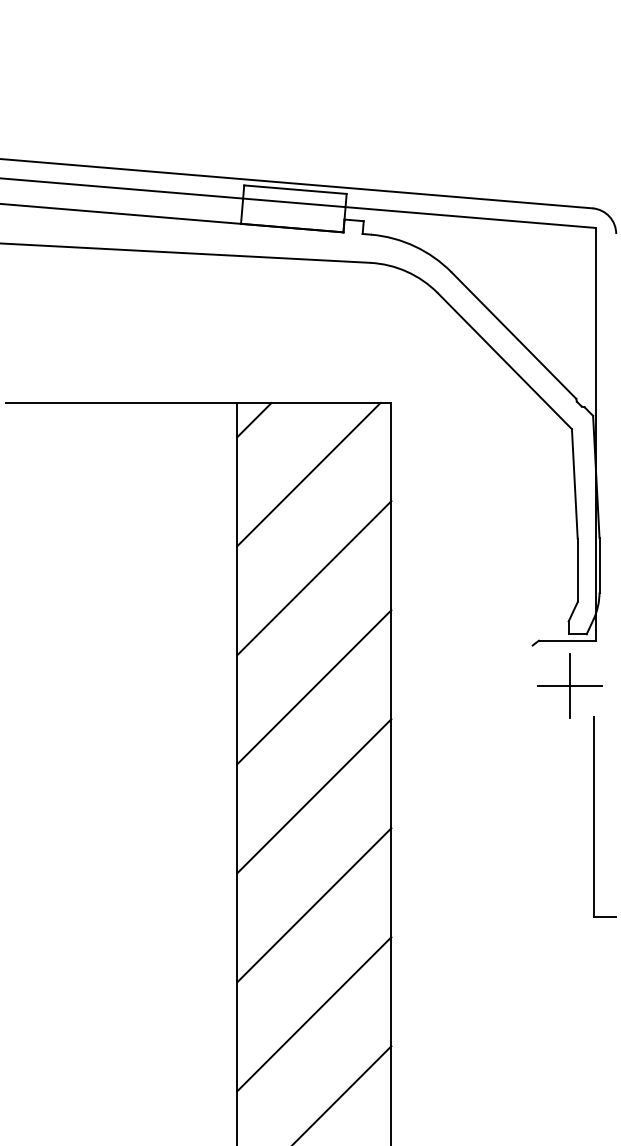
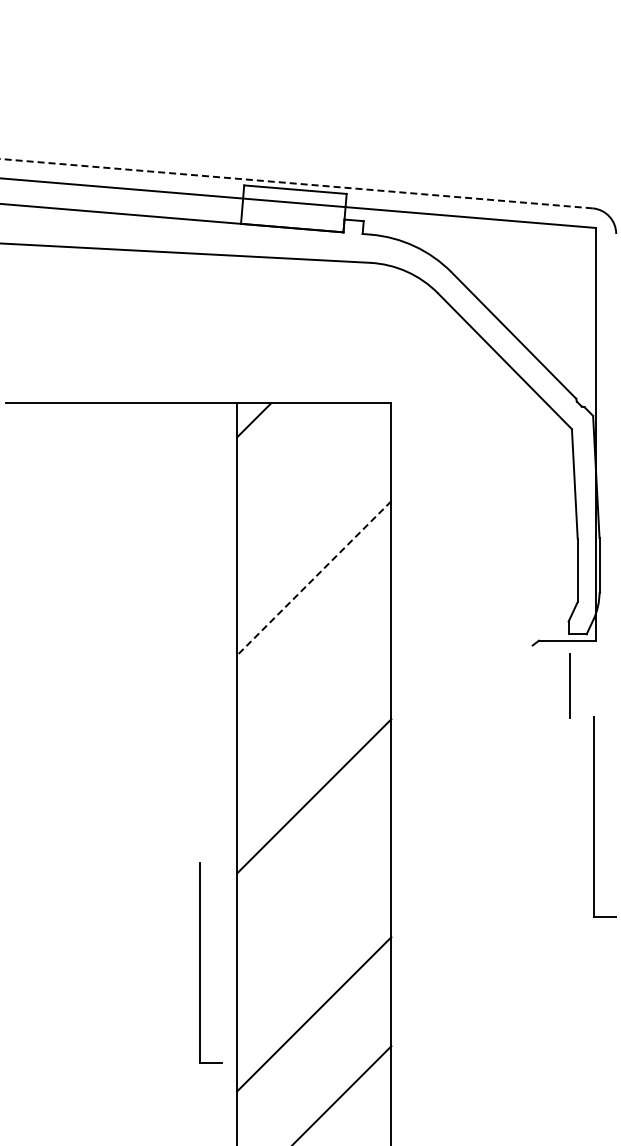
line: solid -> dashed (296, 183)
line: present -> none (308, 474)
line: solid -> dashed (313, 578)
line: present -> none (569, 685)
line: present -> none (314, 687)
line: present -> none (314, 905)
part: none -> present (200, 962)
